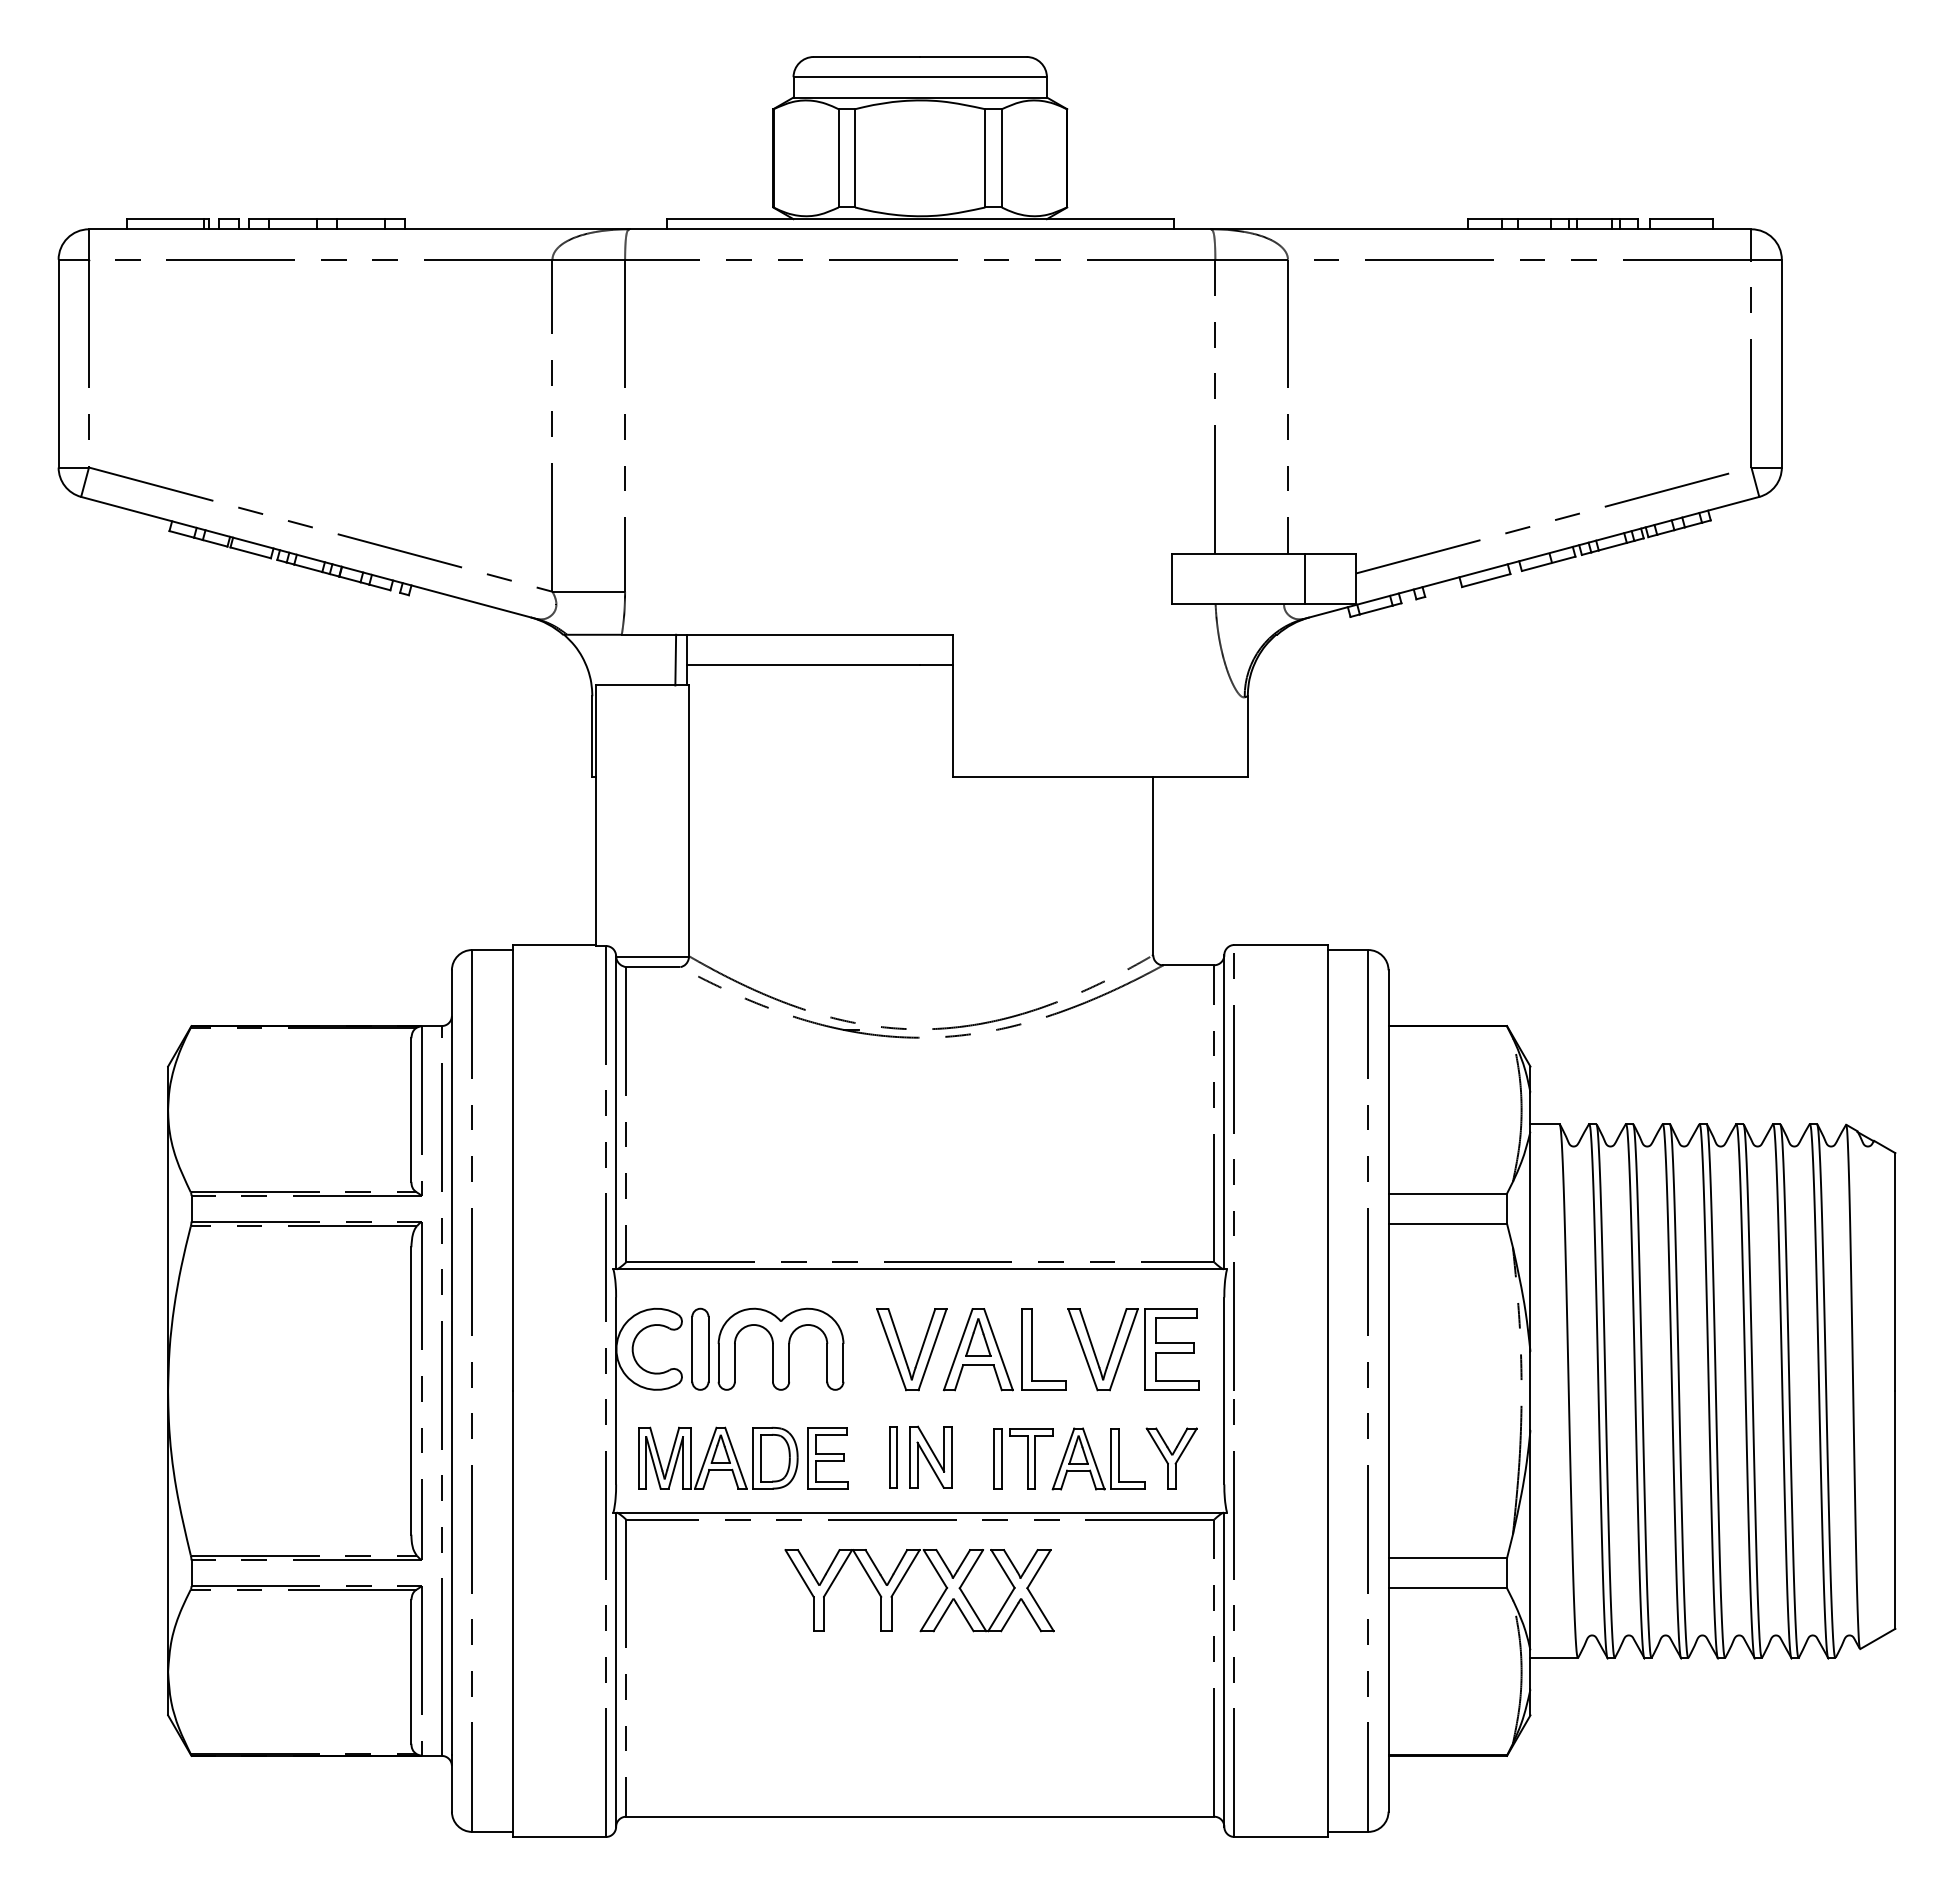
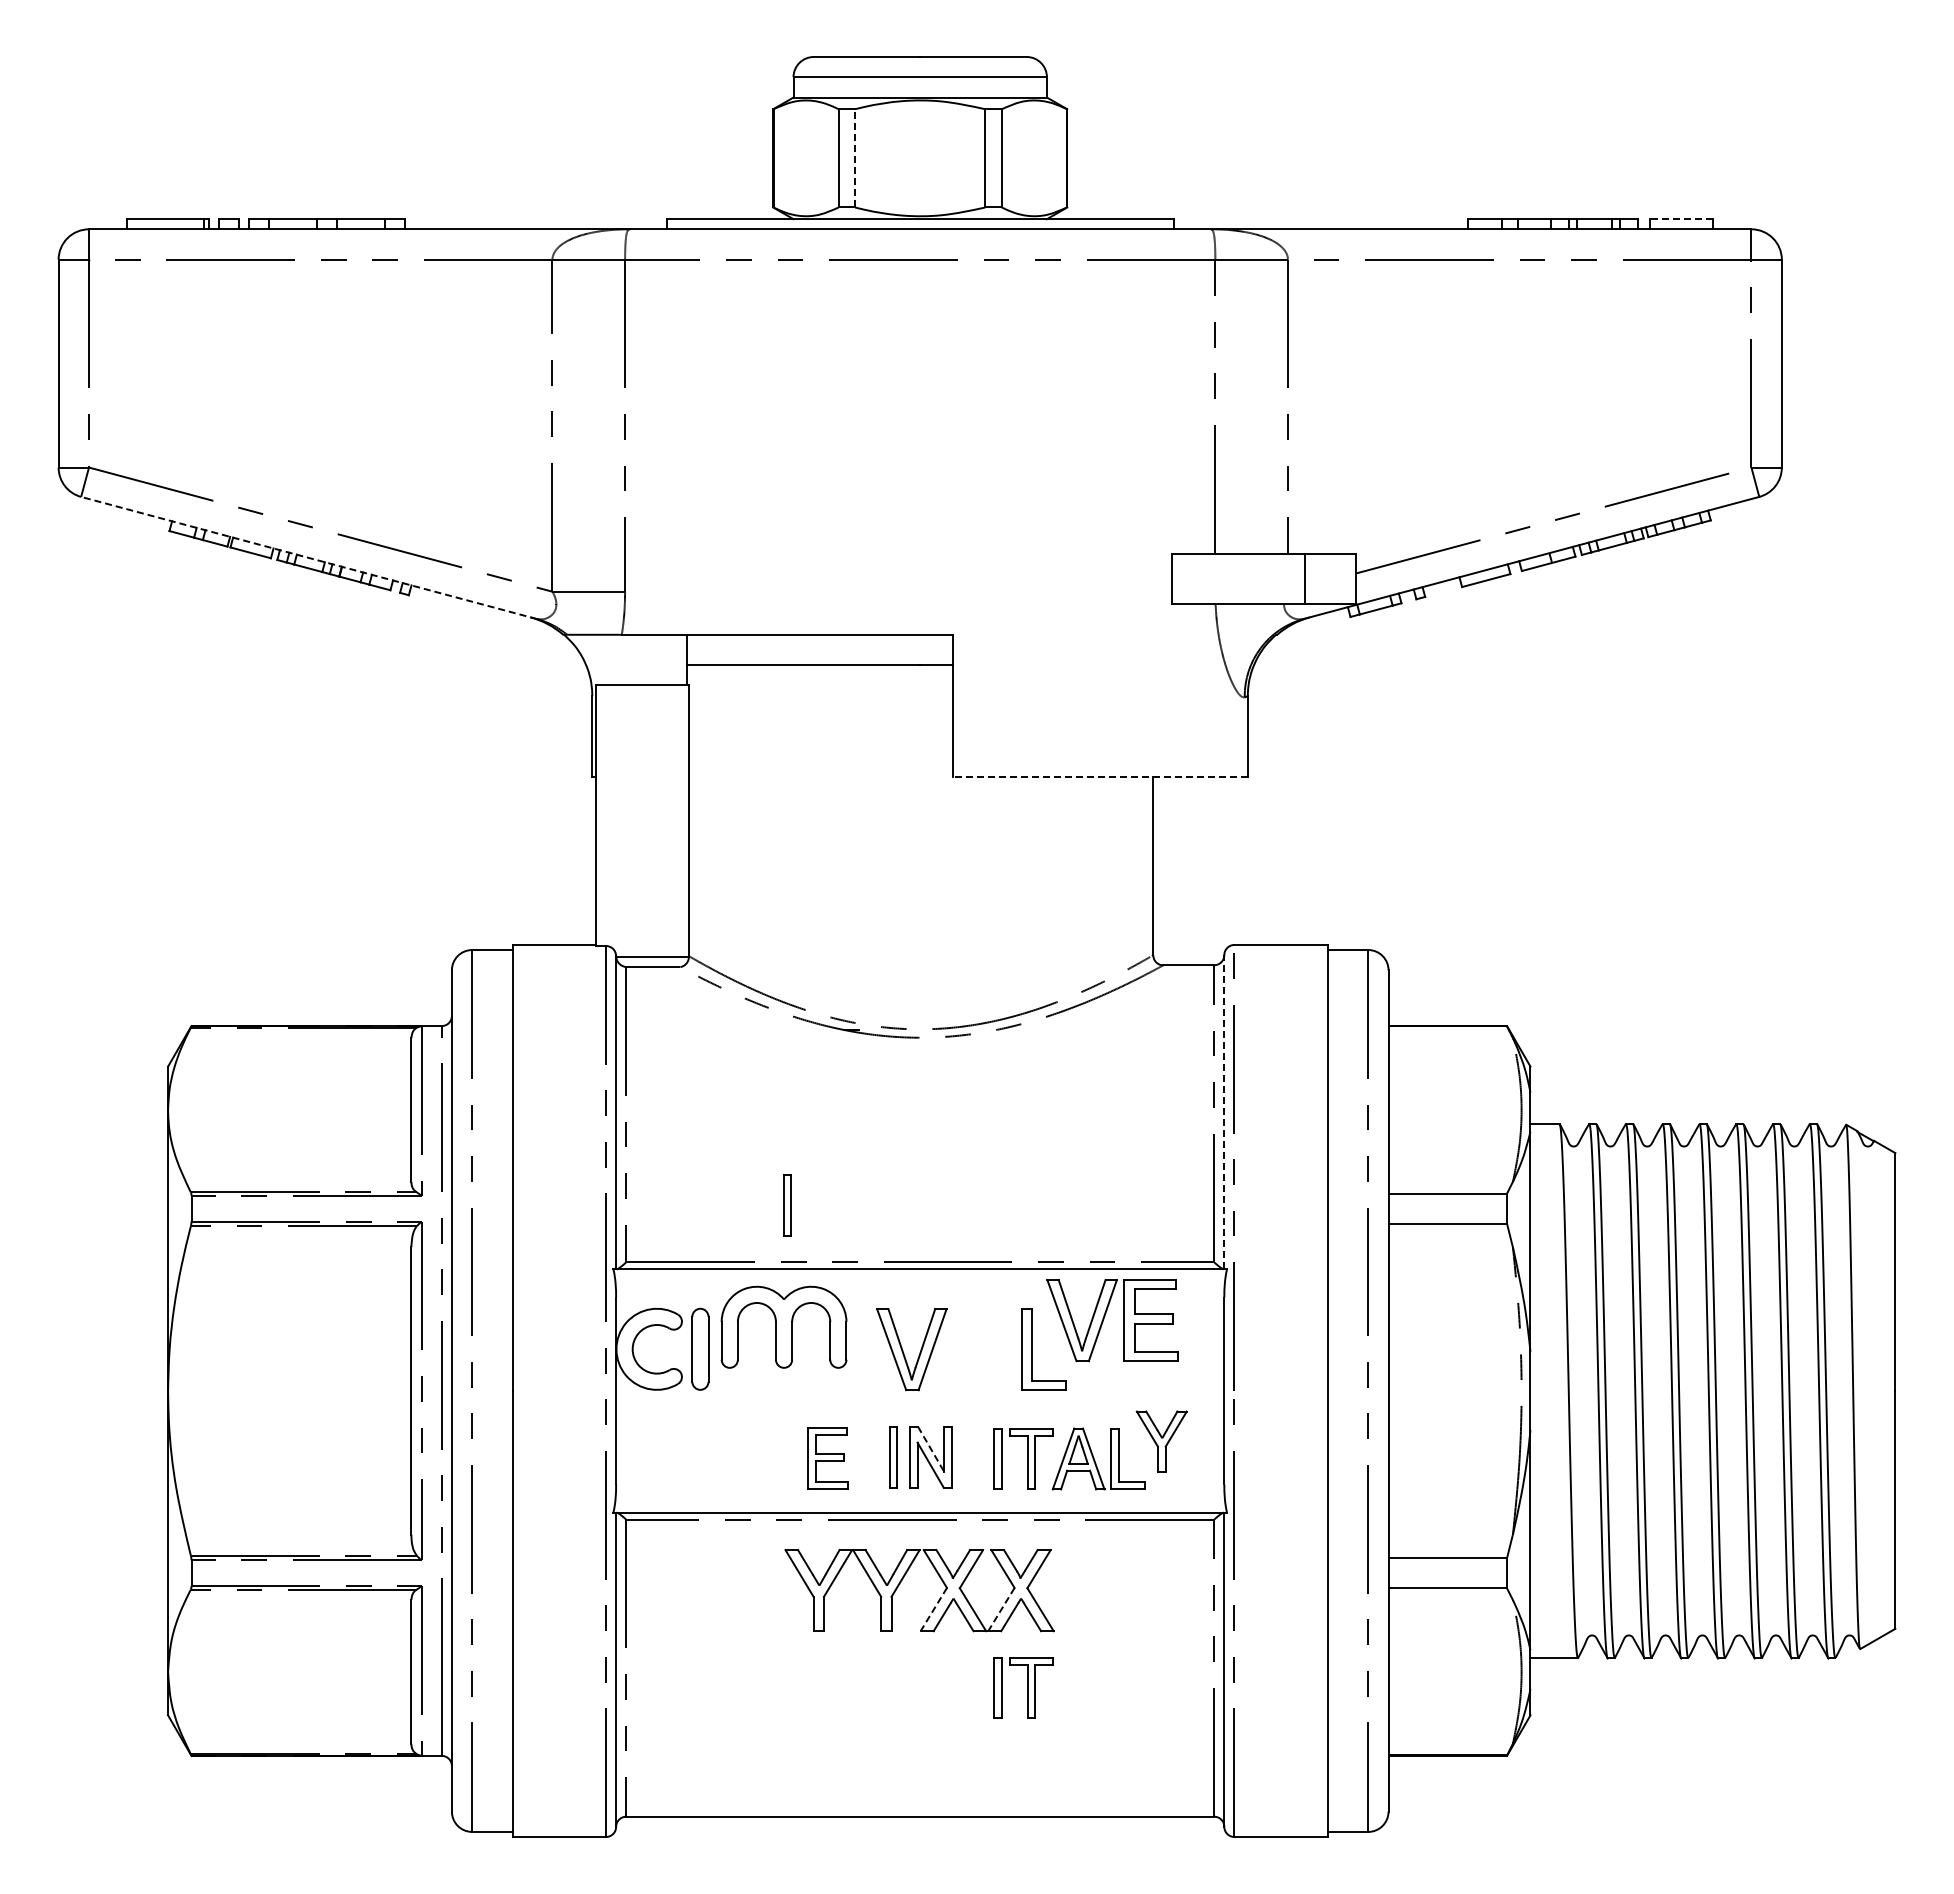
line: solid -> dashed (855, 157)
line: solid -> dashed (1681, 219)
line: solid -> dashed (309, 557)
line: present -> none (675, 659)
line: solid -> dashed (1100, 776)
line: solid -> dashed (1224, 1111)
part: none -> present (787, 1205)
part position: (1126, 1345) -> (1105, 1316) (1105, 1316)
part position: (780, 1348) -> (783, 1326) (783, 1326)
part: present -> none (977, 1349)
line: solid -> dashed (931, 1449)
part: present -> none (718, 1457)
part position: (1171, 1458) -> (1161, 1441) (1161, 1441)
line: solid -> dashed (933, 1609)
line: solid -> dashed (1001, 1609)
part: none -> present (1023, 1687)
